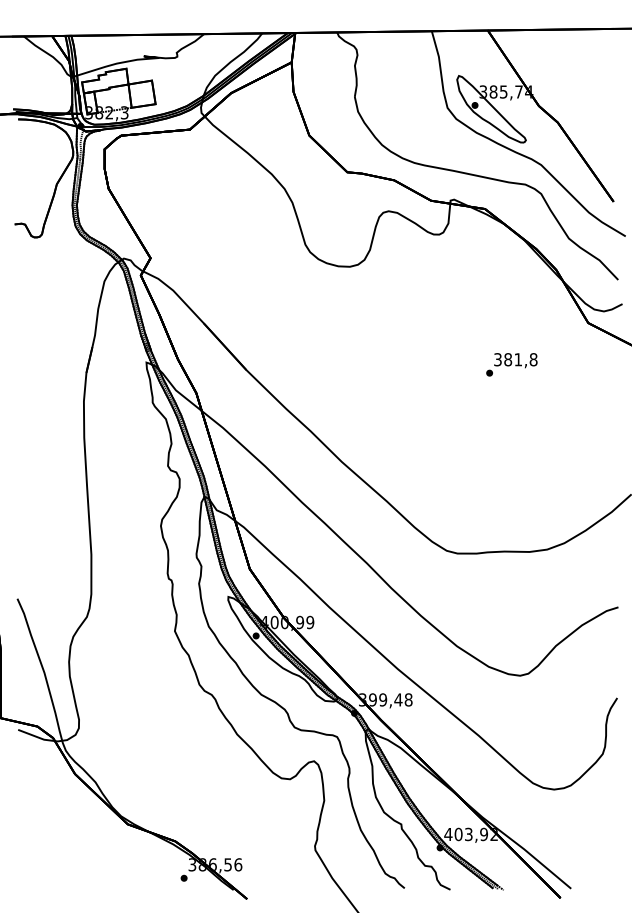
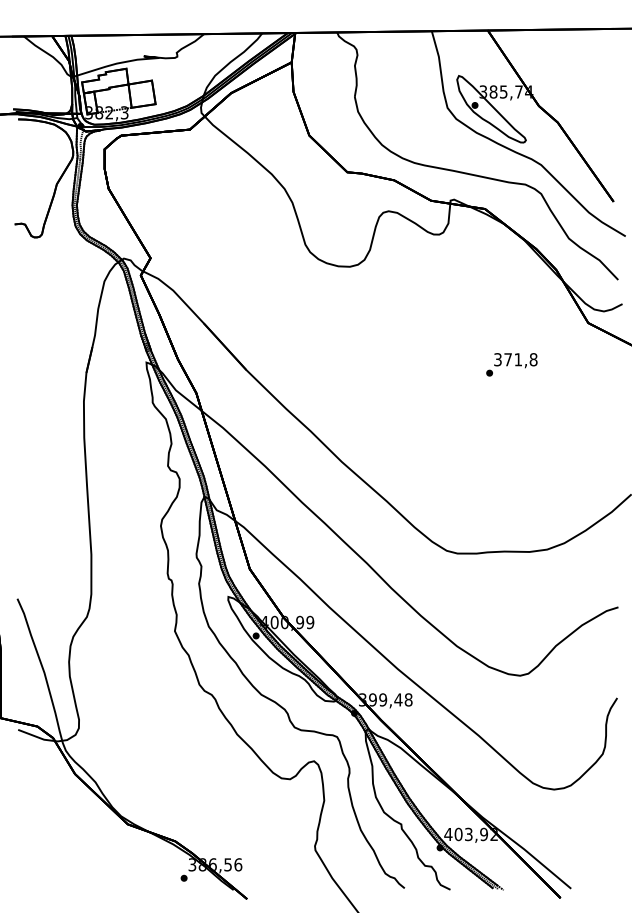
text: 381,8 -> 371,8 (508, 359)
